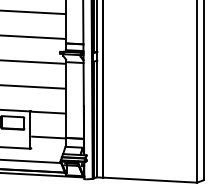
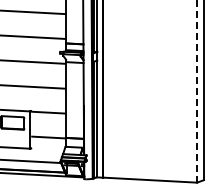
line: solid -> dashed (197, 91)
